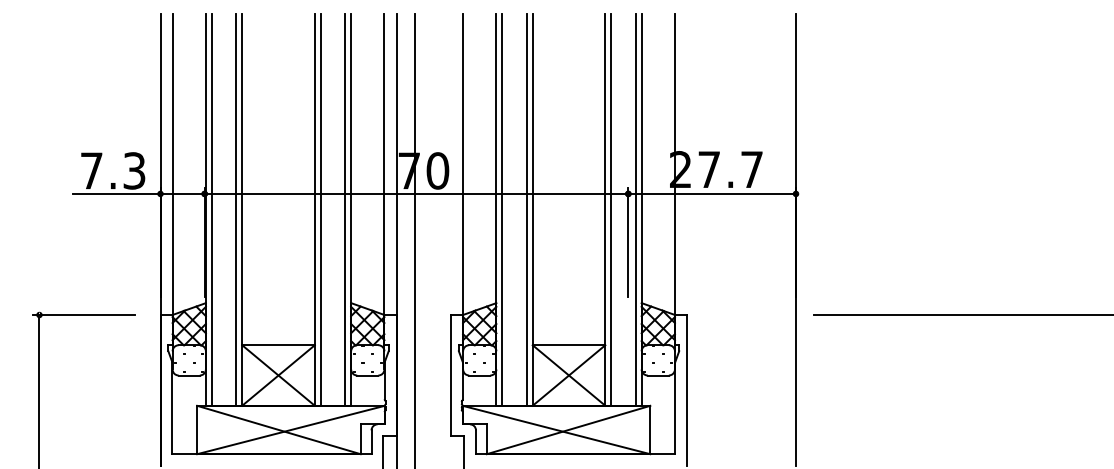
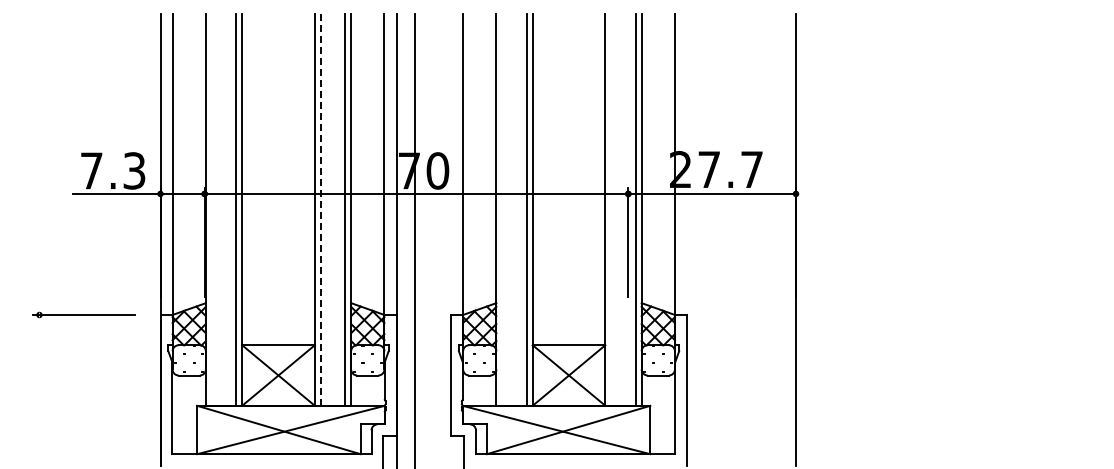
line: present -> none (211, 209)
line: solid -> dashed (320, 209)
line: present -> none (502, 209)
line: present -> none (611, 209)
line: present -> none (962, 314)
line: present -> none (39, 389)
